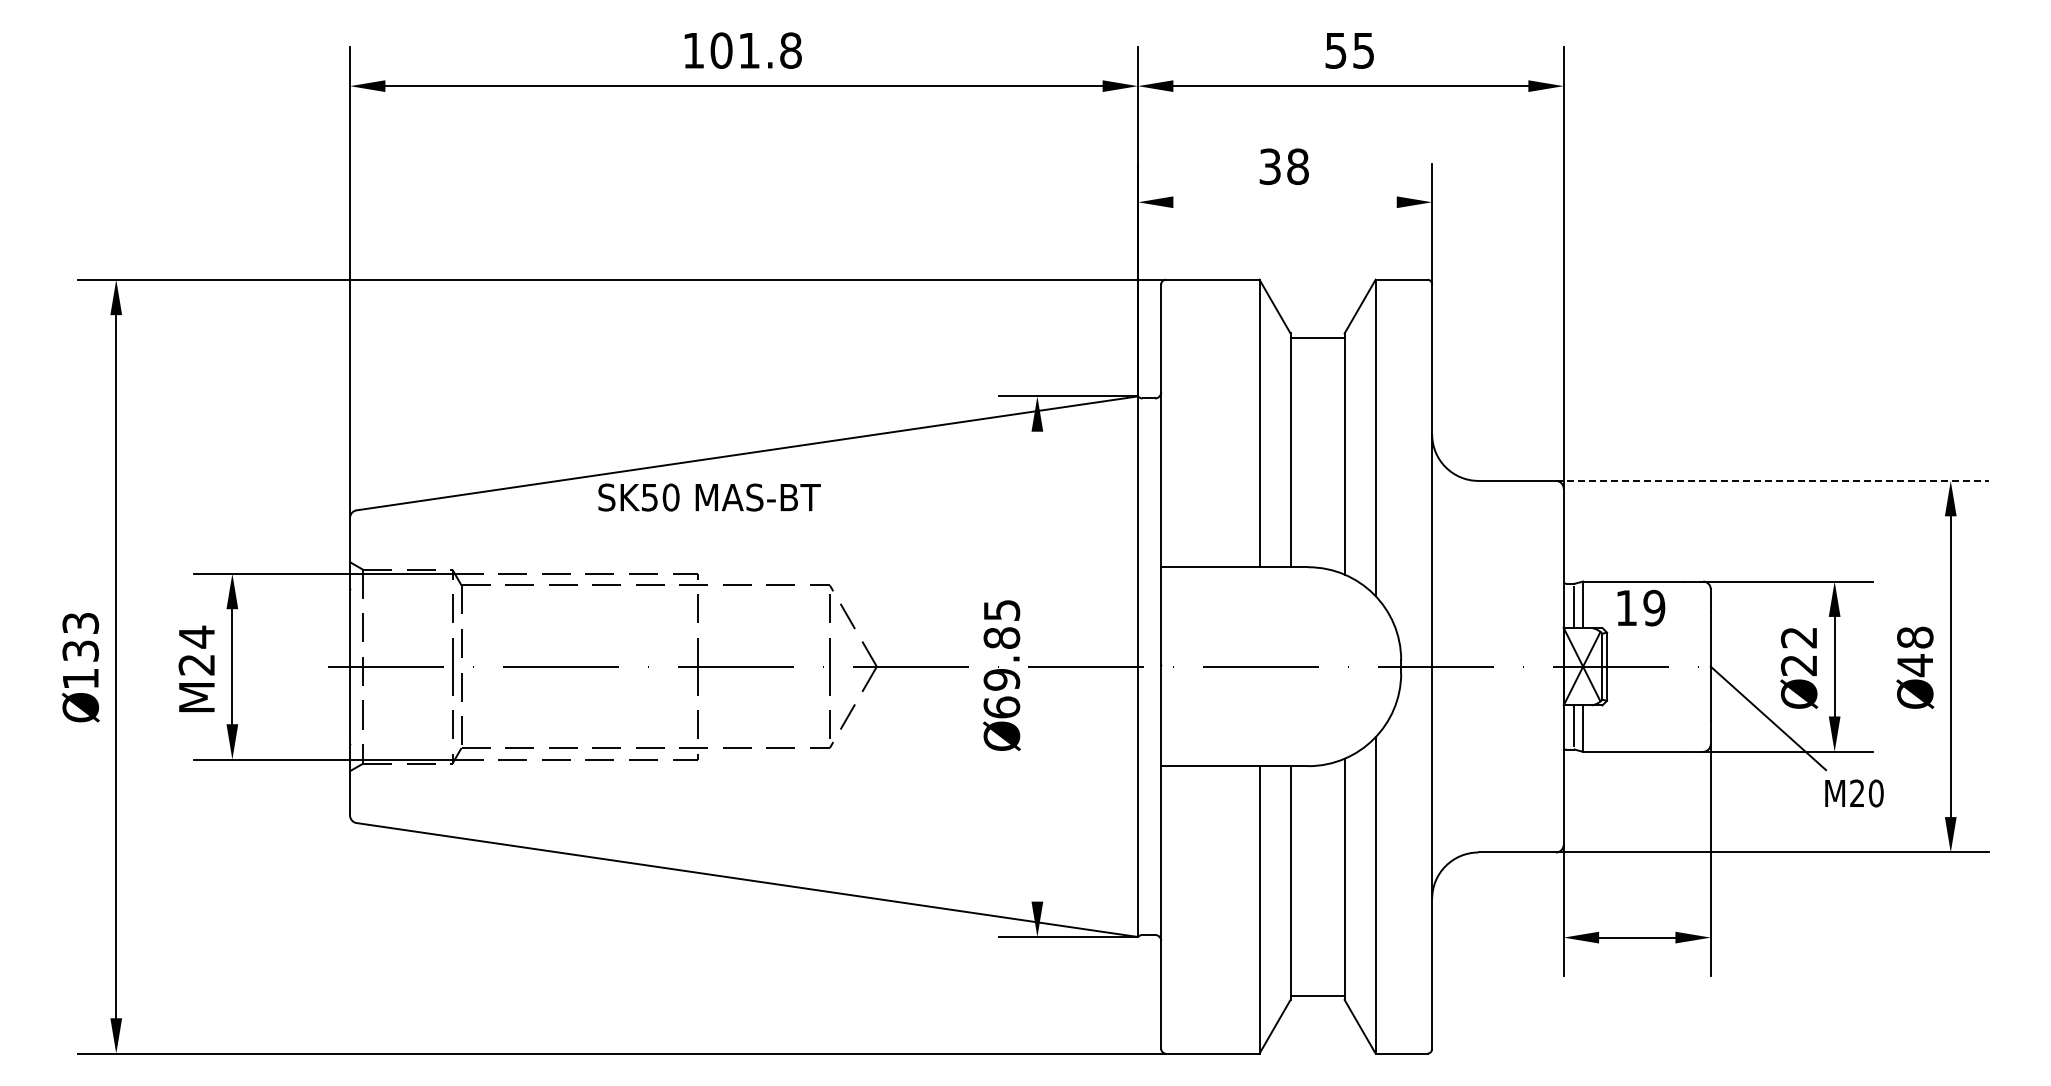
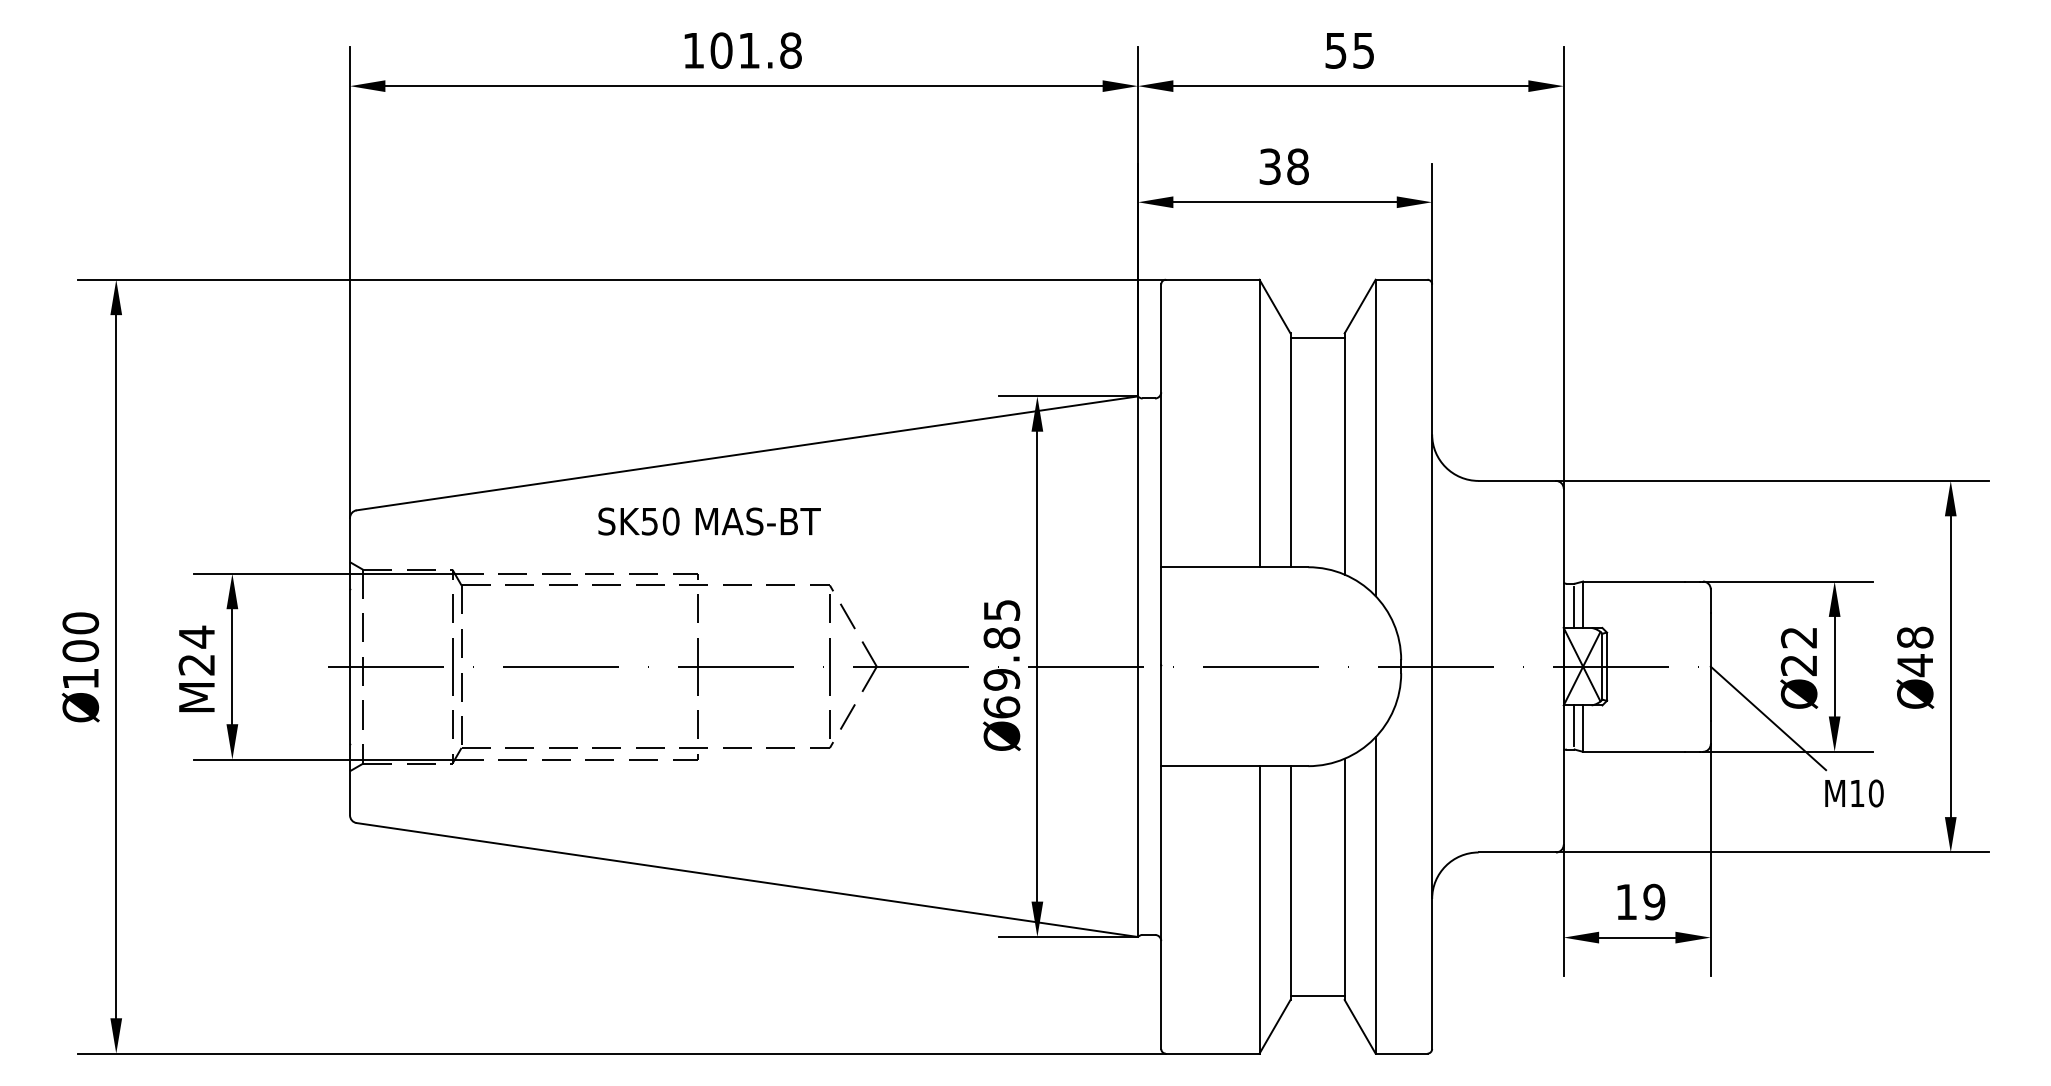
line: none -> present (1284, 202)
line: dashed -> solid (1772, 480)
text position: (709, 497) -> (709, 521) (709, 521)
text position: (1641, 607) -> (1641, 901) (1641, 901)
text: 133 -> 100 (80, 637)
line: none -> present (1037, 666)
text: M20 -> M10 (1857, 792)
